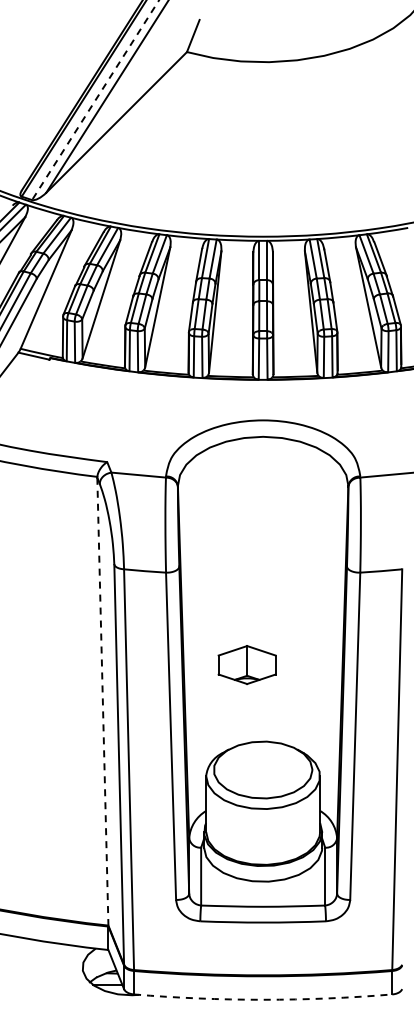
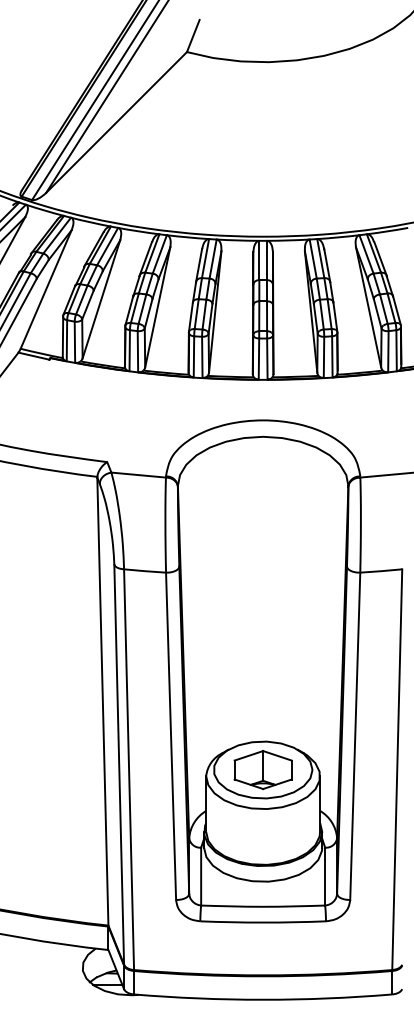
line: dashed -> solid (95, 100)
part position: (246, 664) -> (262, 769) (262, 769)
line: dashed -> solid (102, 701)
arc: dashed -> solid (263, 999)
